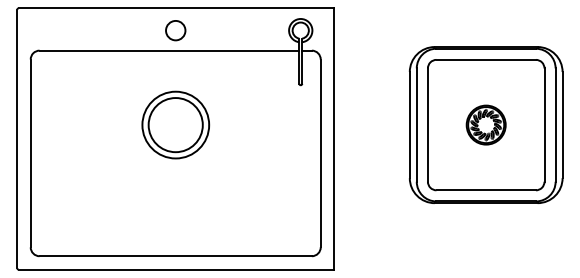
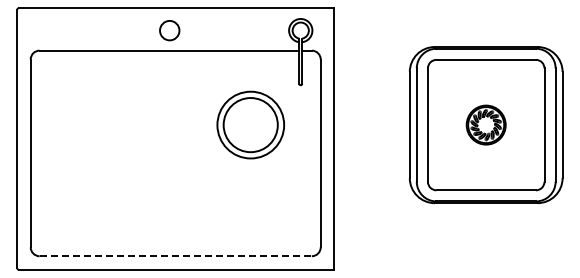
circle position: (175, 30) -> (169, 30) (169, 30)
part position: (175, 124) -> (250, 124) (250, 124)
line: solid -> dashed (176, 256)
